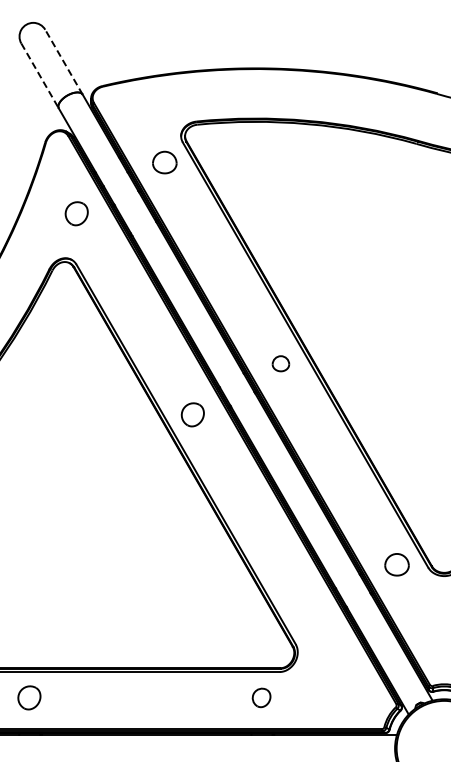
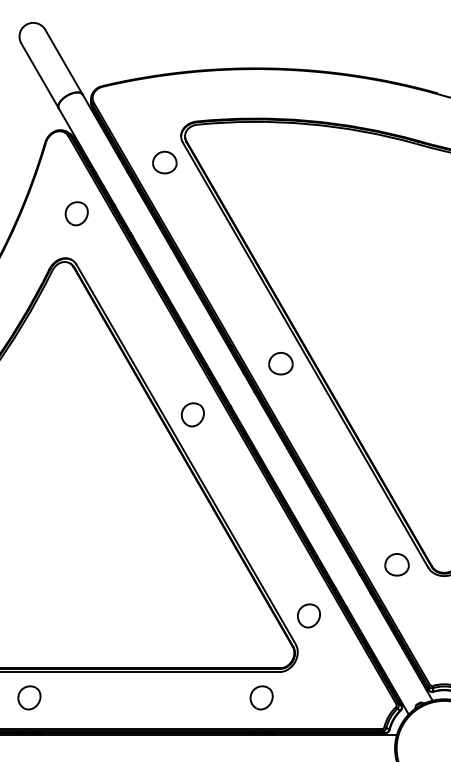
line: dashed -> solid (63, 61)
line: dashed -> solid (40, 76)
part size: 20x18 px -> 26x24 px (280, 363)
part: none -> present (308, 615)
part size: 21x22 px -> 25x26 px (261, 697)
